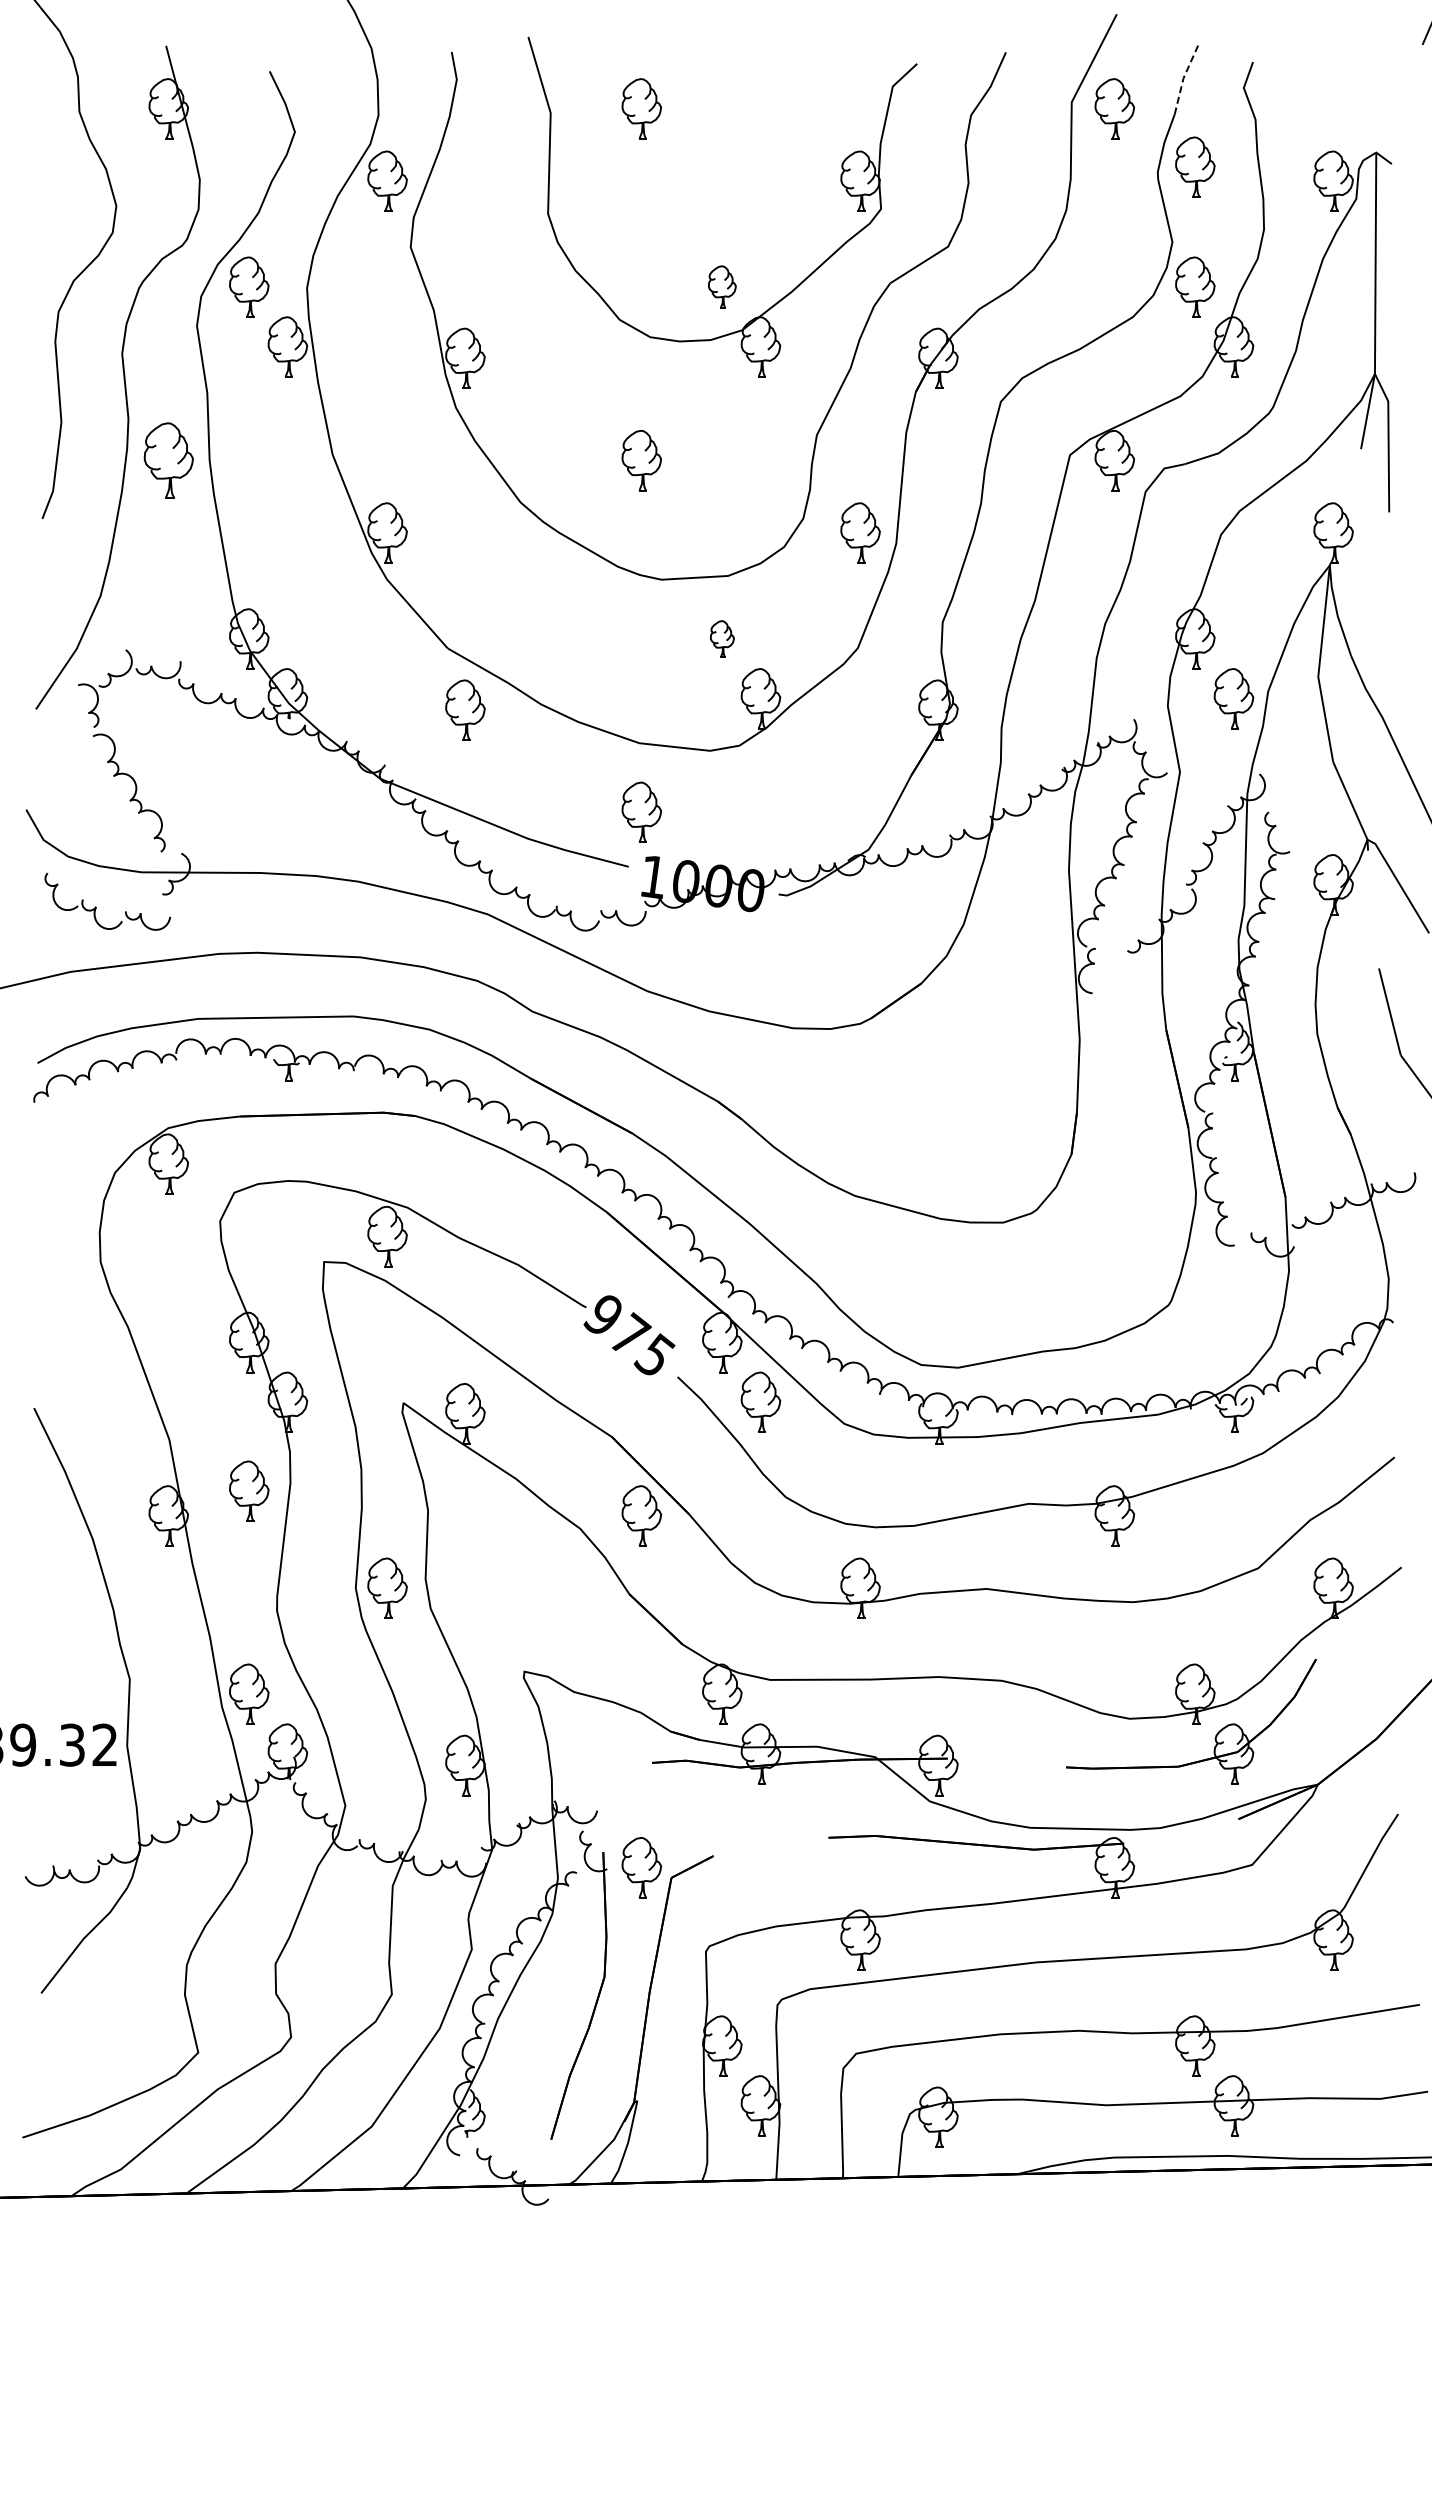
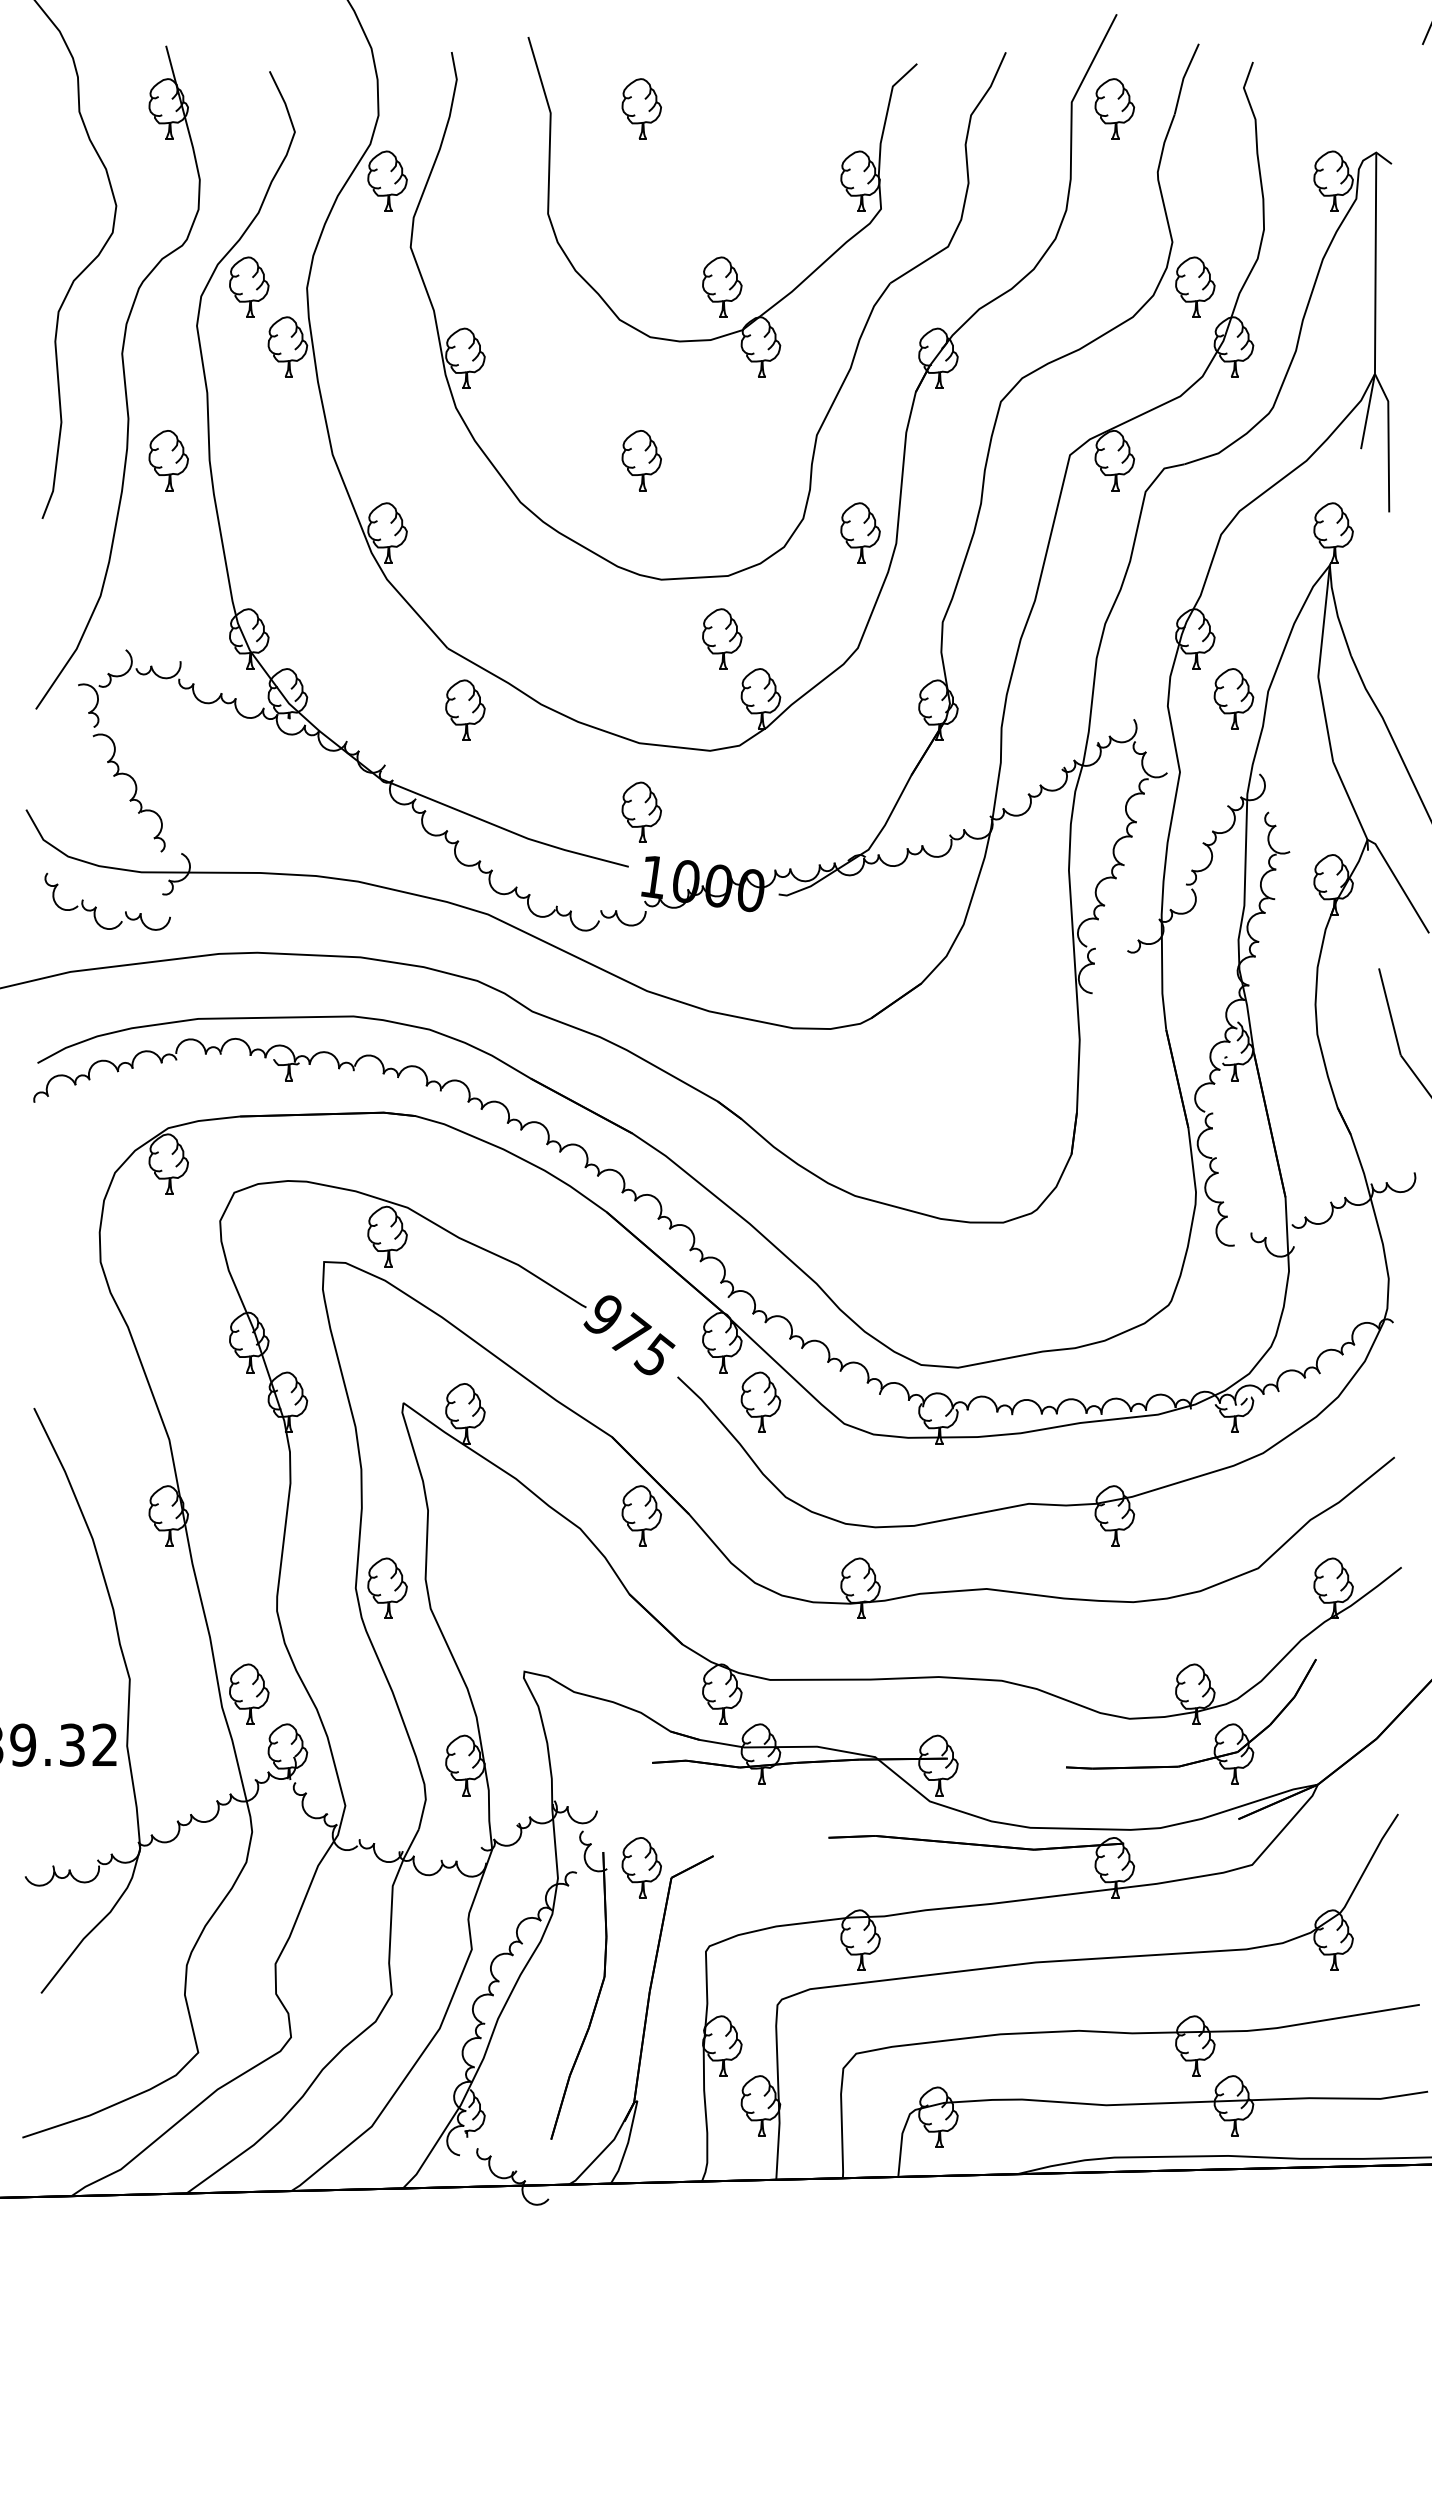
line: dashed -> solid (1183, 78)
part: present -> none (1195, 166)
part size: 29x44 px -> 41x62 px (722, 286)
part size: 51x77 px -> 41x62 px (168, 460)
part size: 25x38 px -> 41x62 px (722, 638)
part: present -> none (249, 1490)
